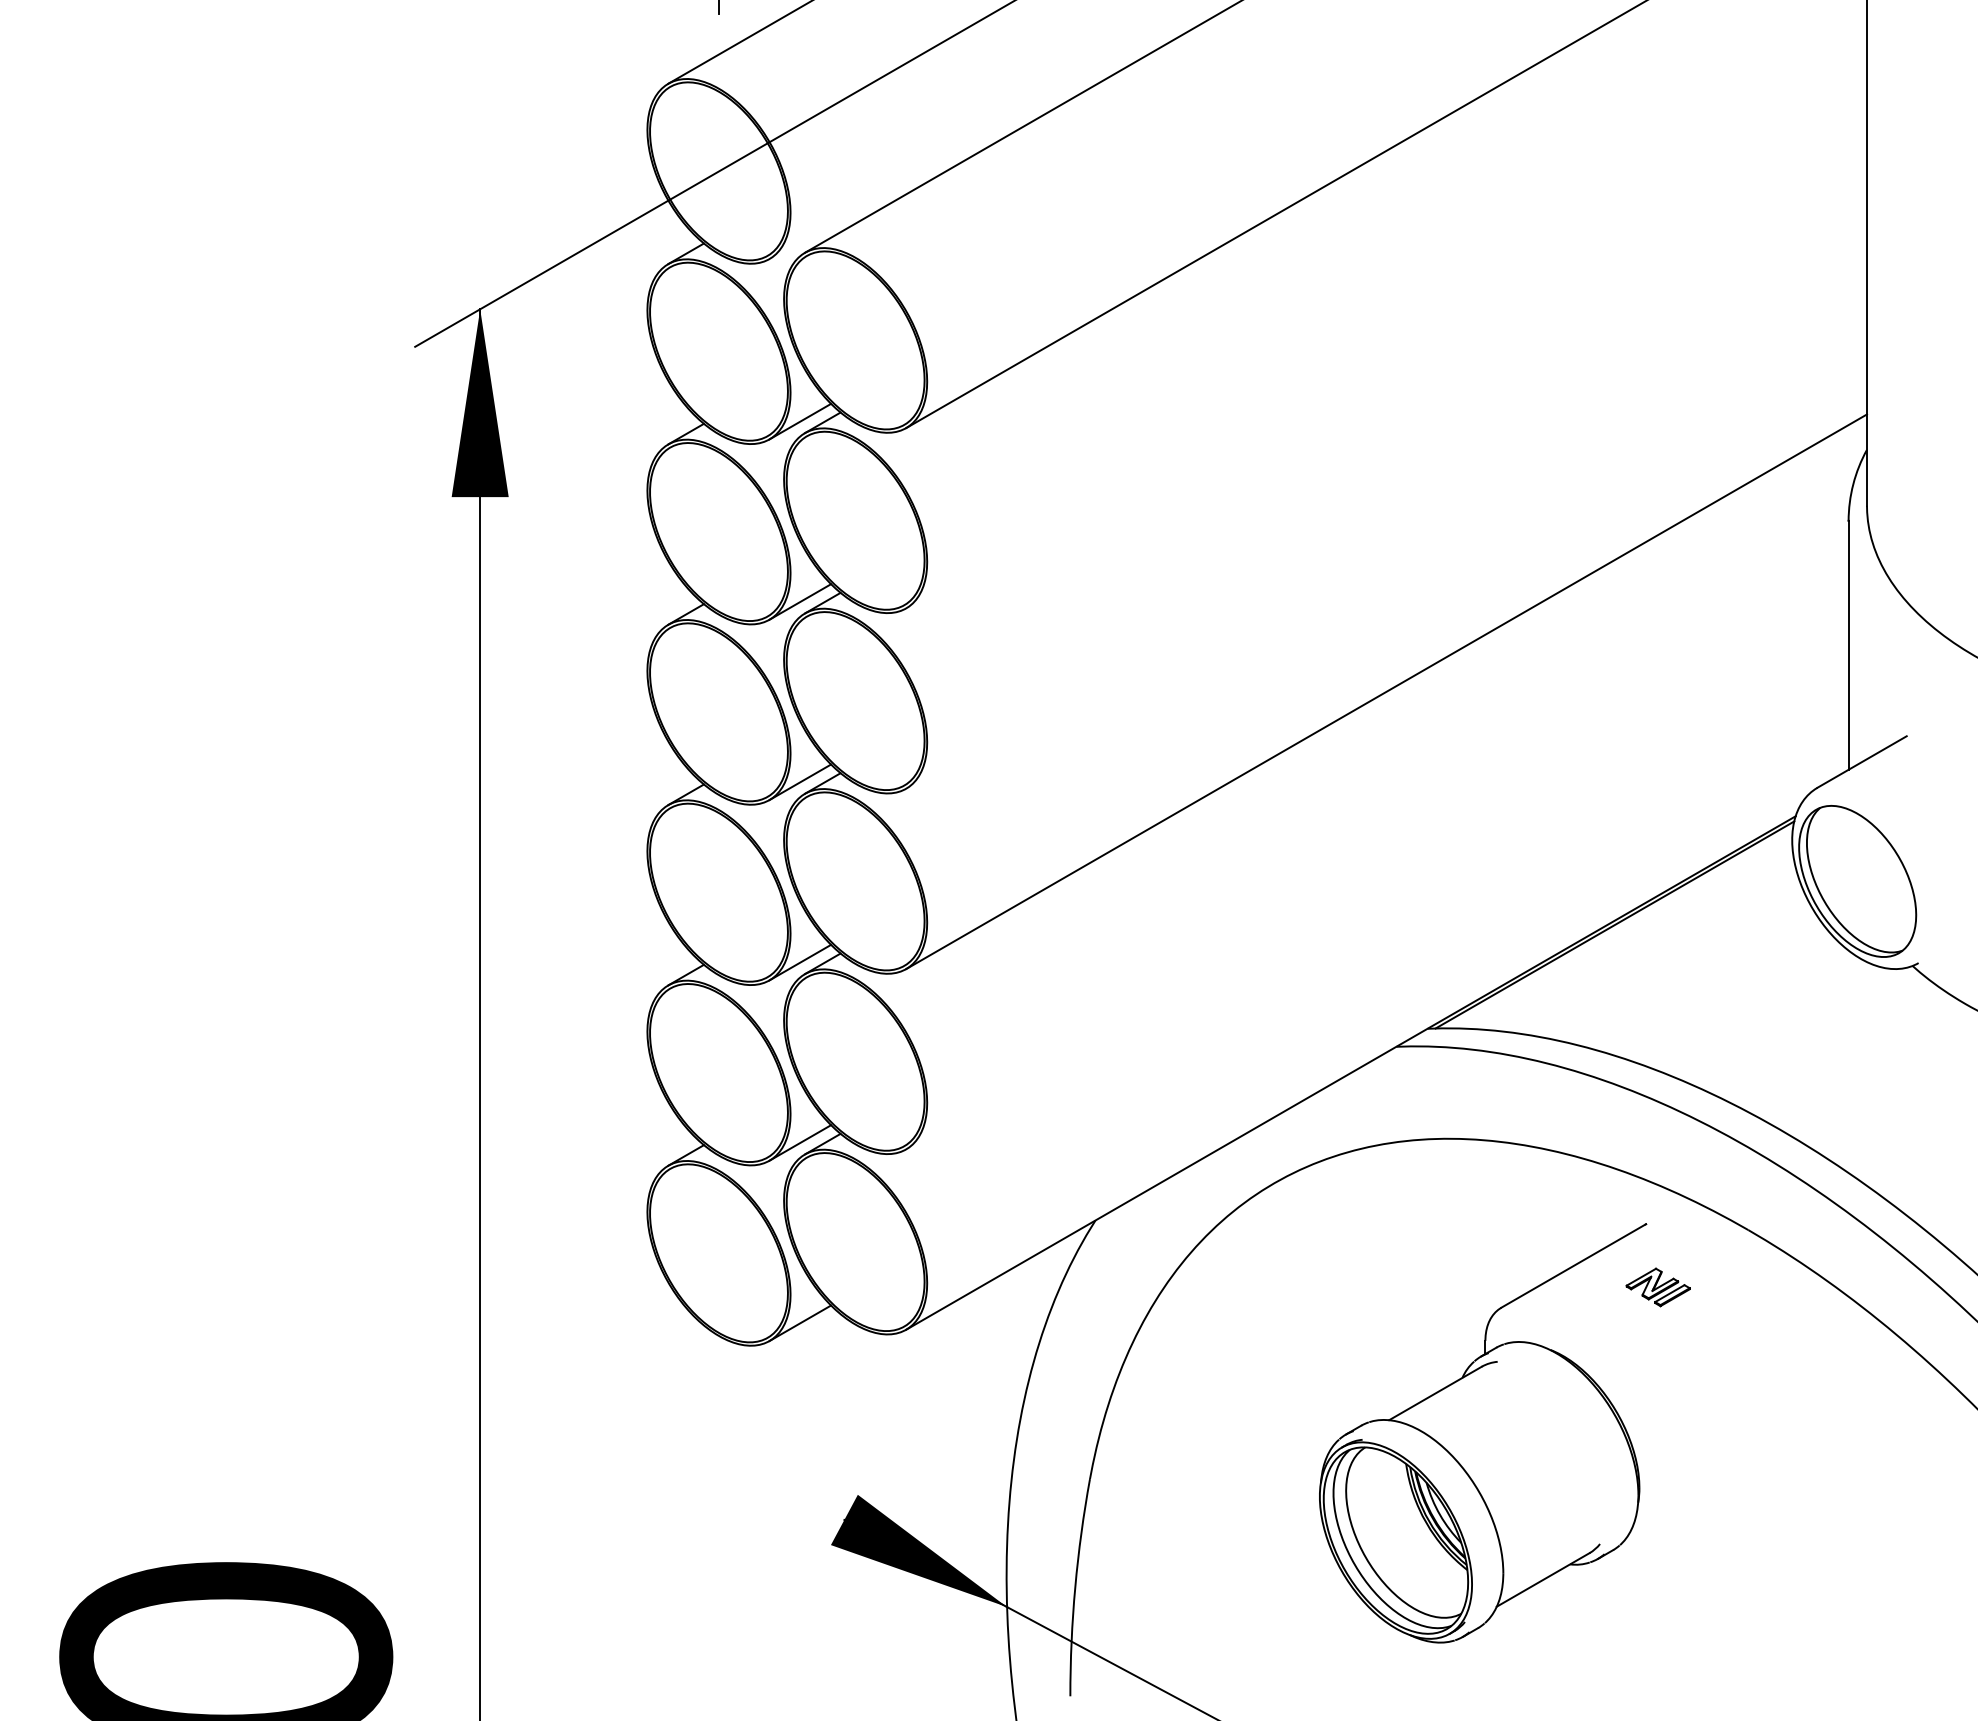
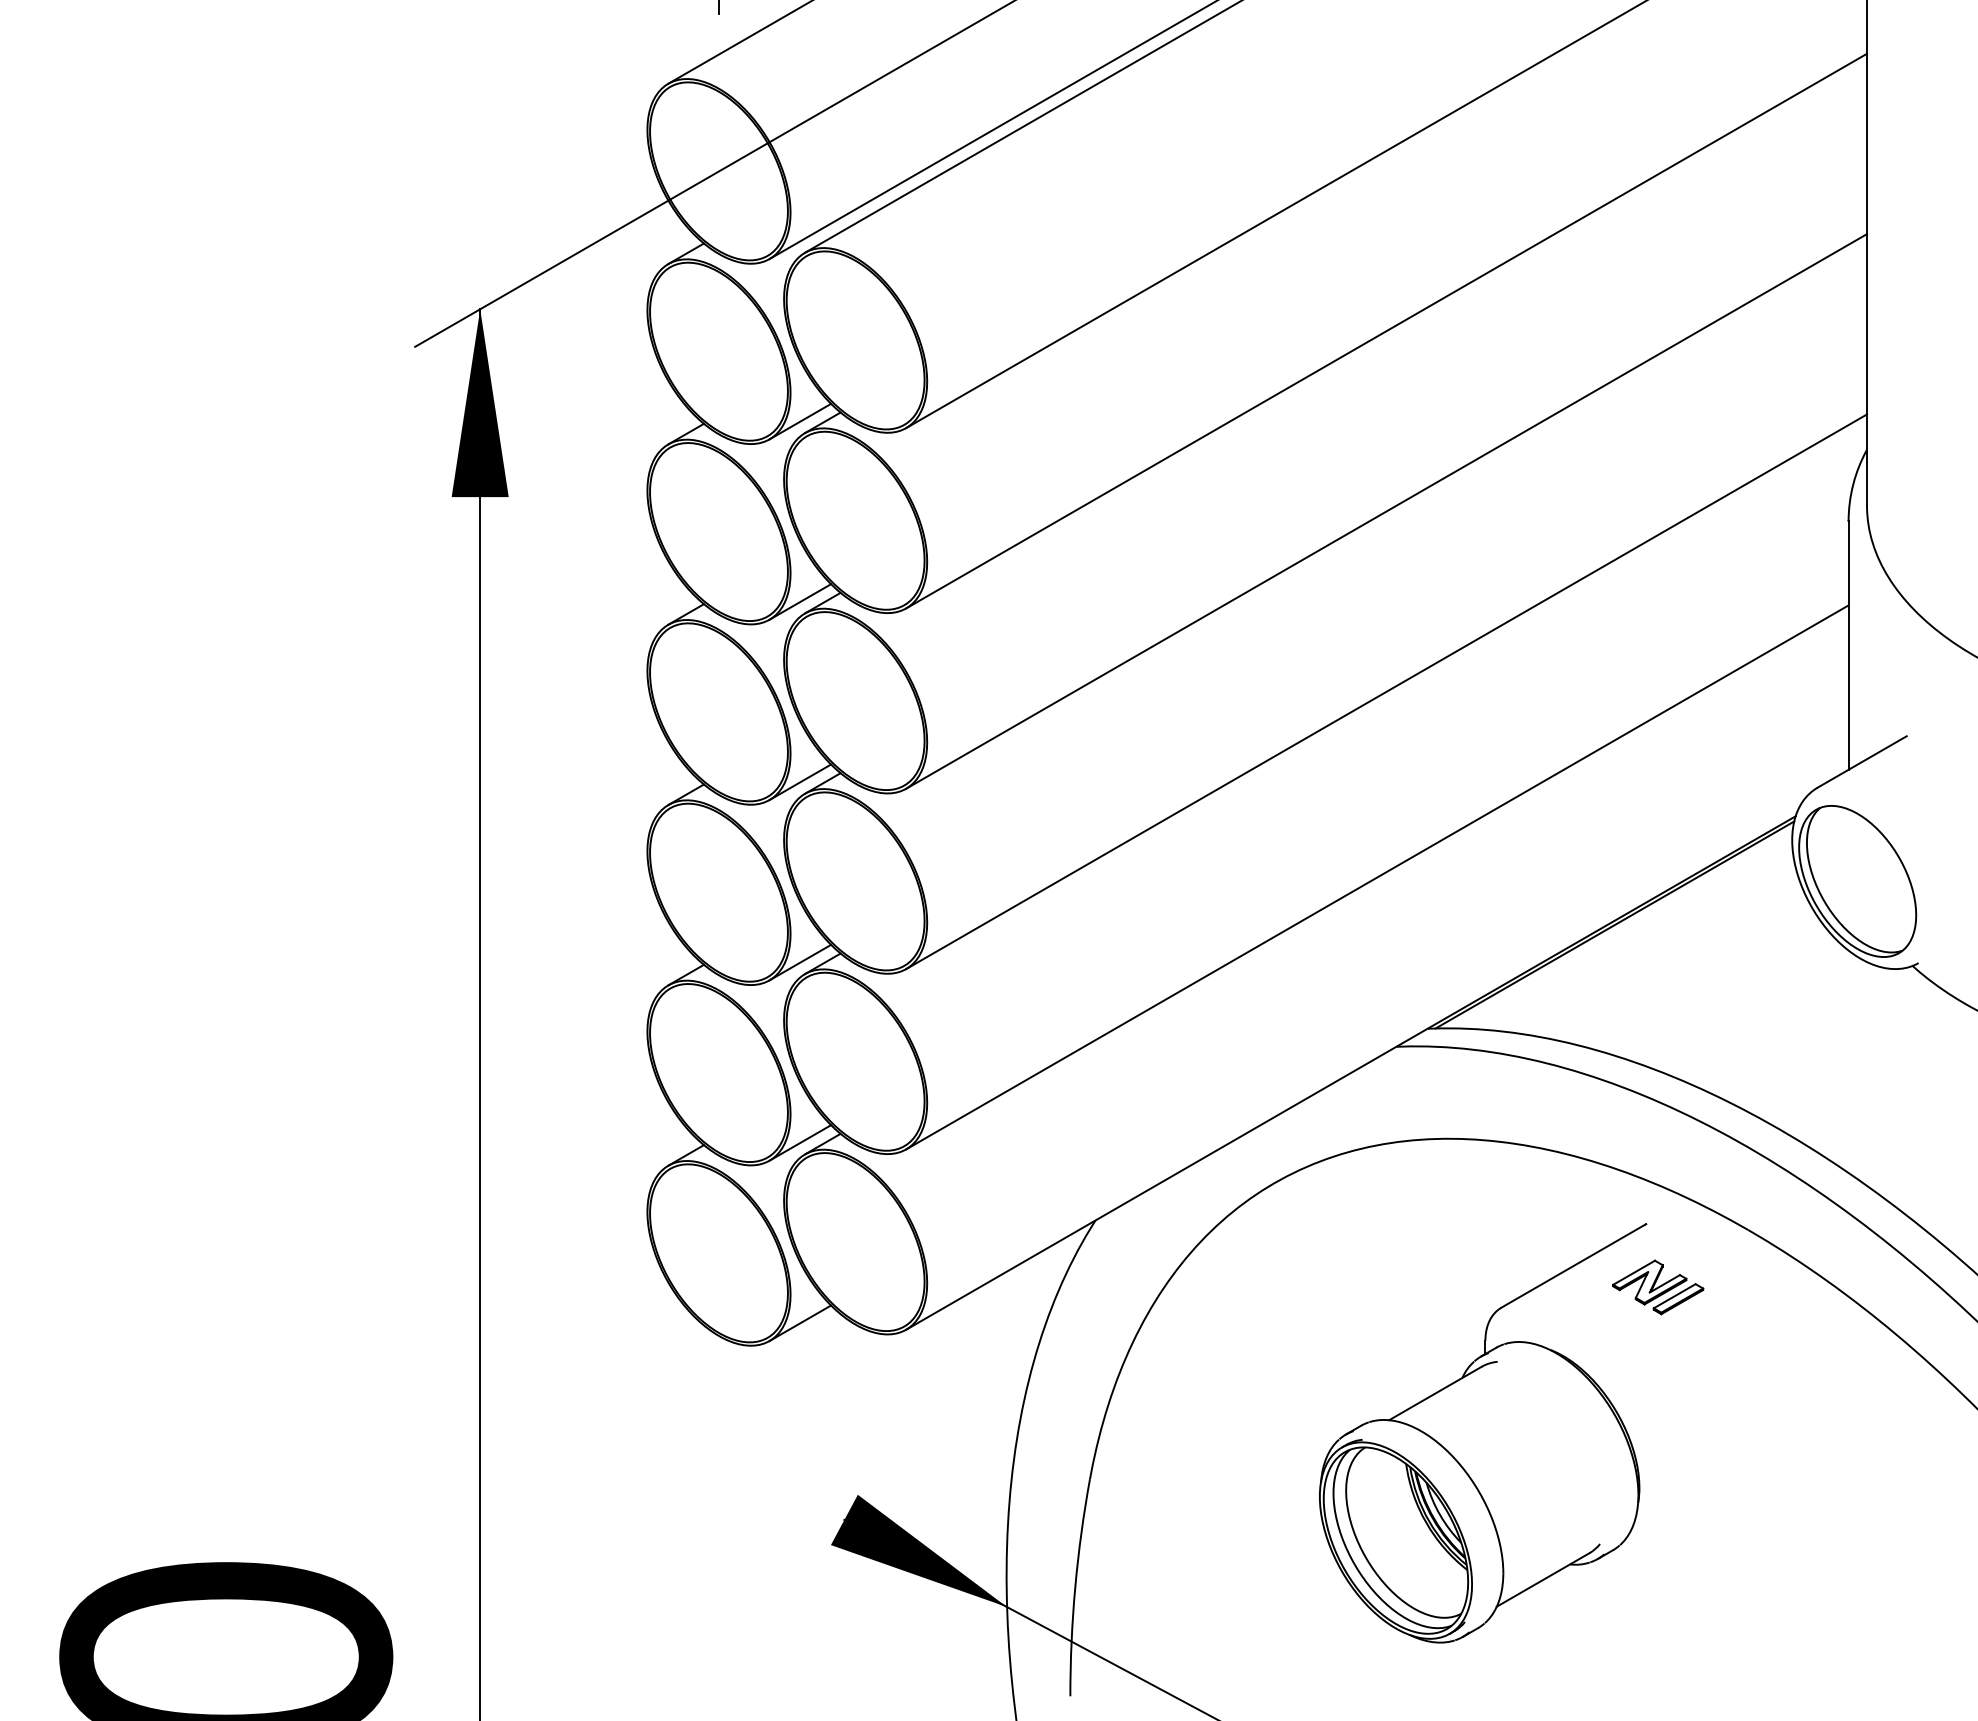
line: none -> present (991, 130)
line: none -> present (1386, 330)
line: none -> present (1386, 511)
line: none -> present (1377, 877)
part size: 66x41 px -> 93x57 px (1658, 1287)
